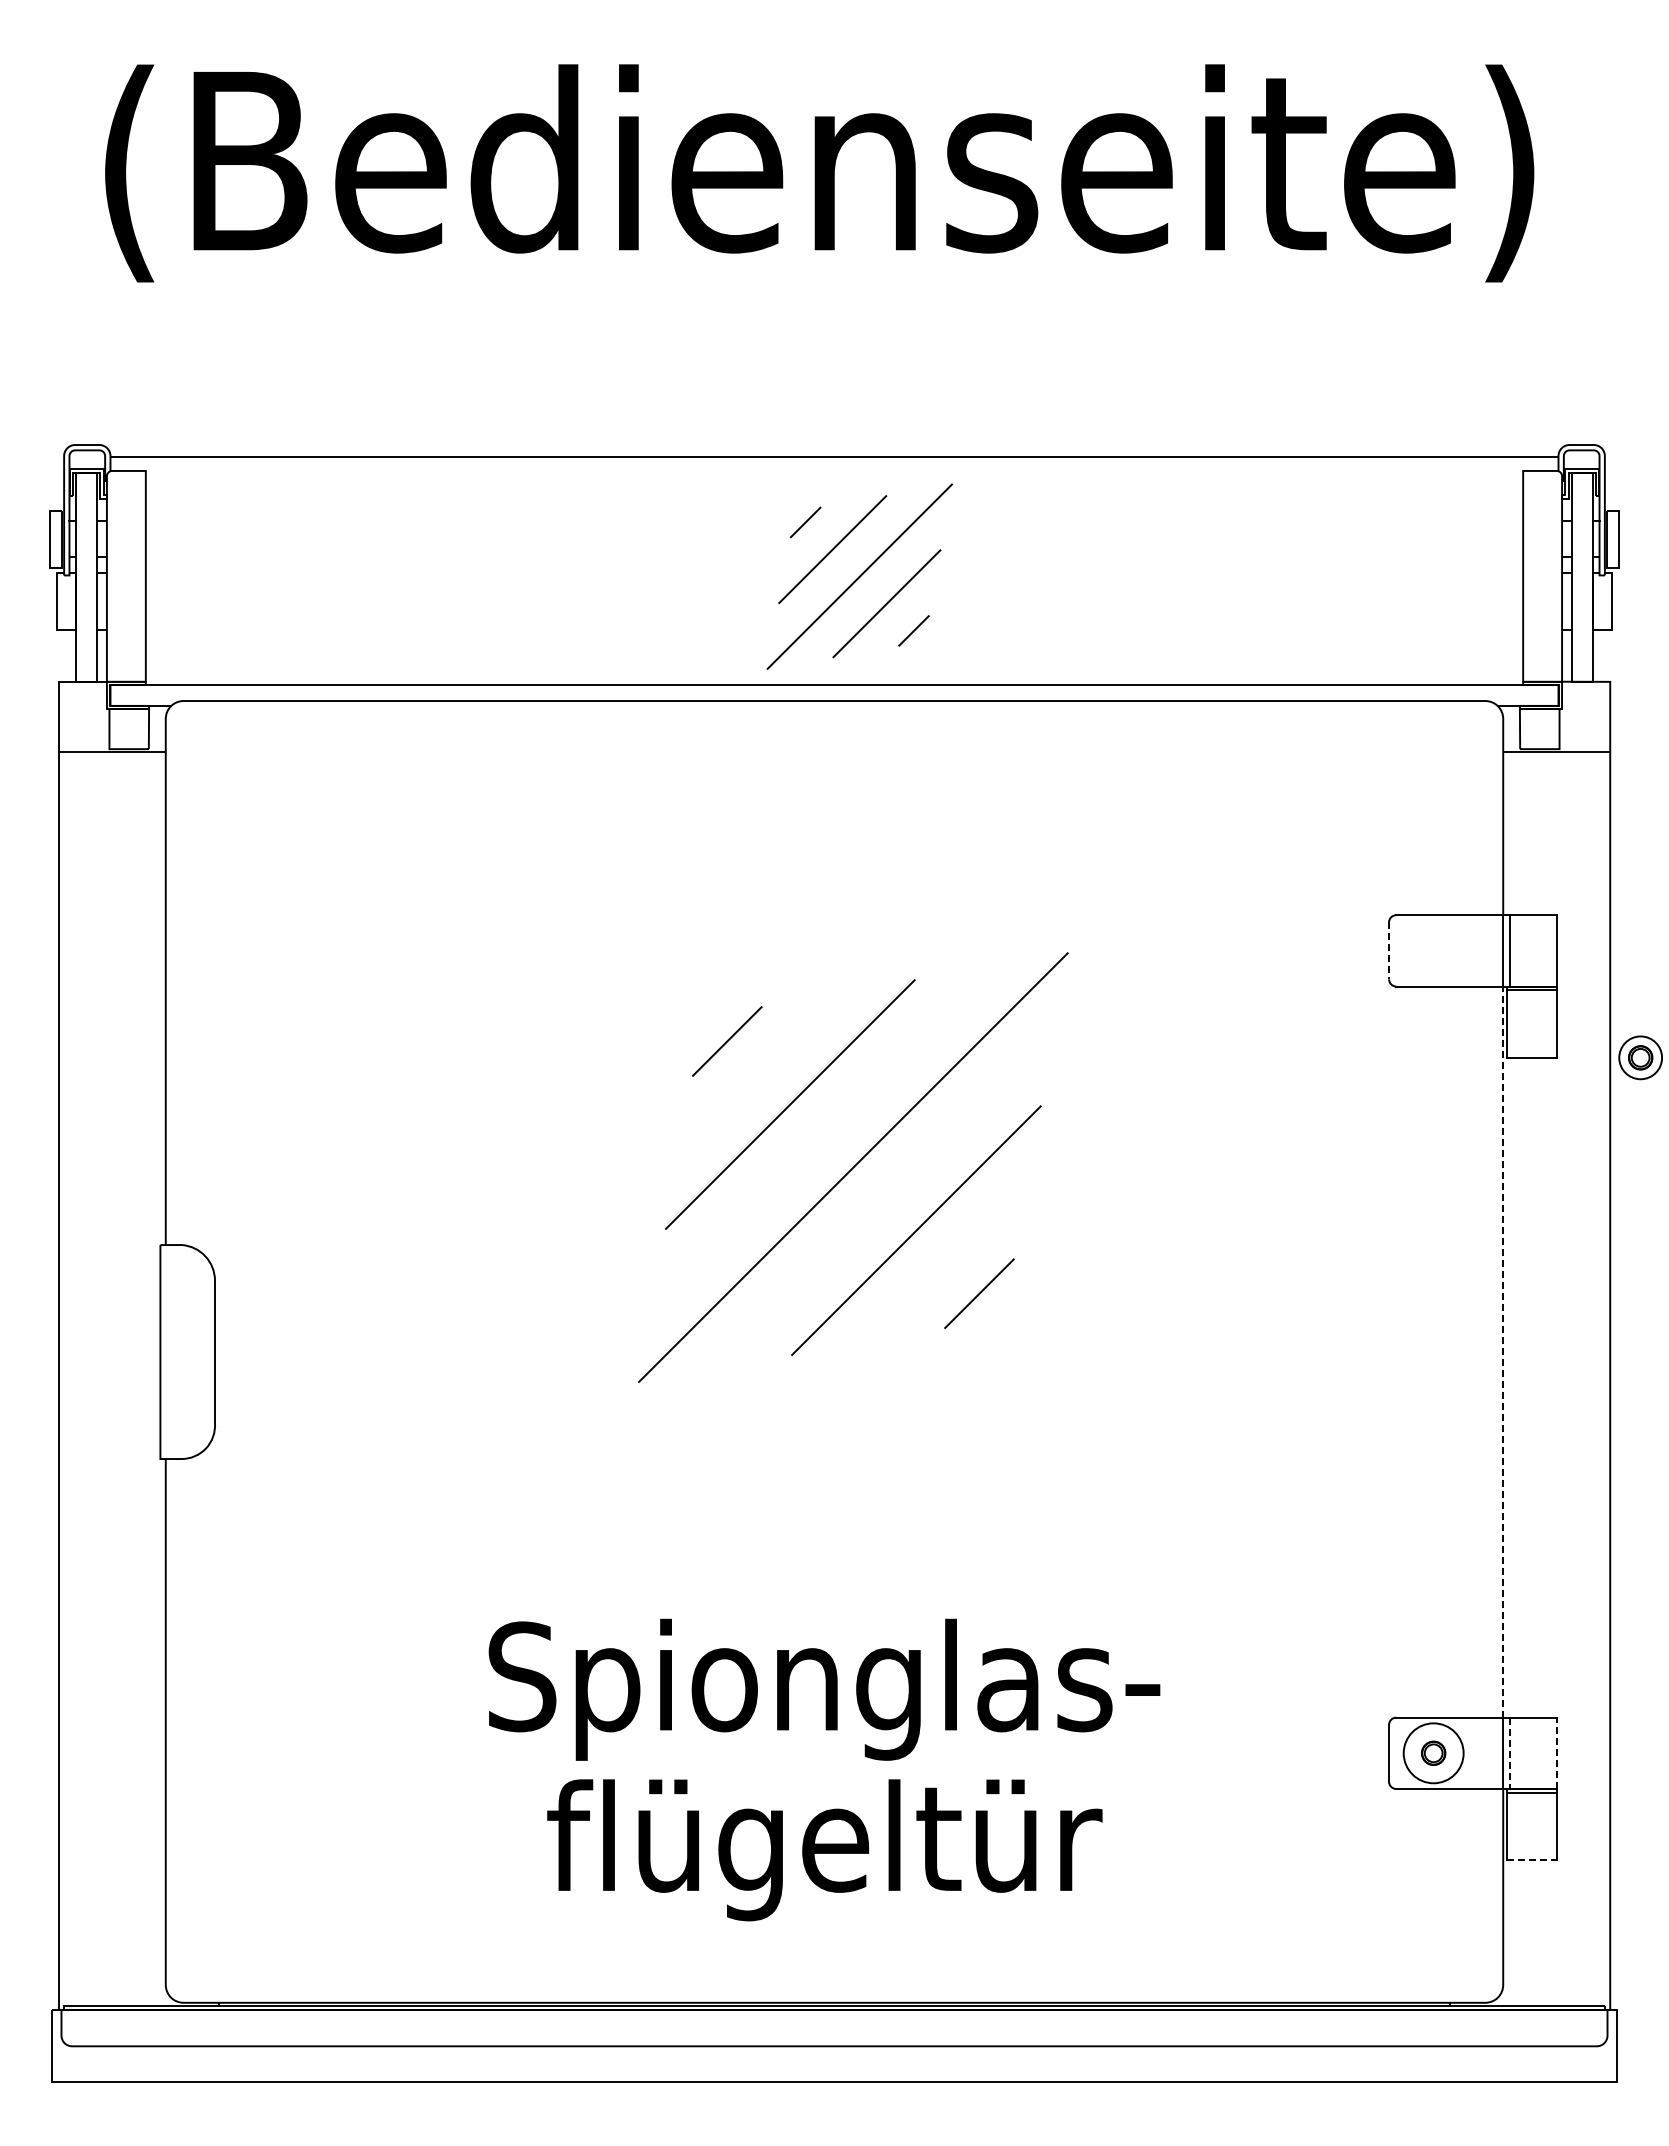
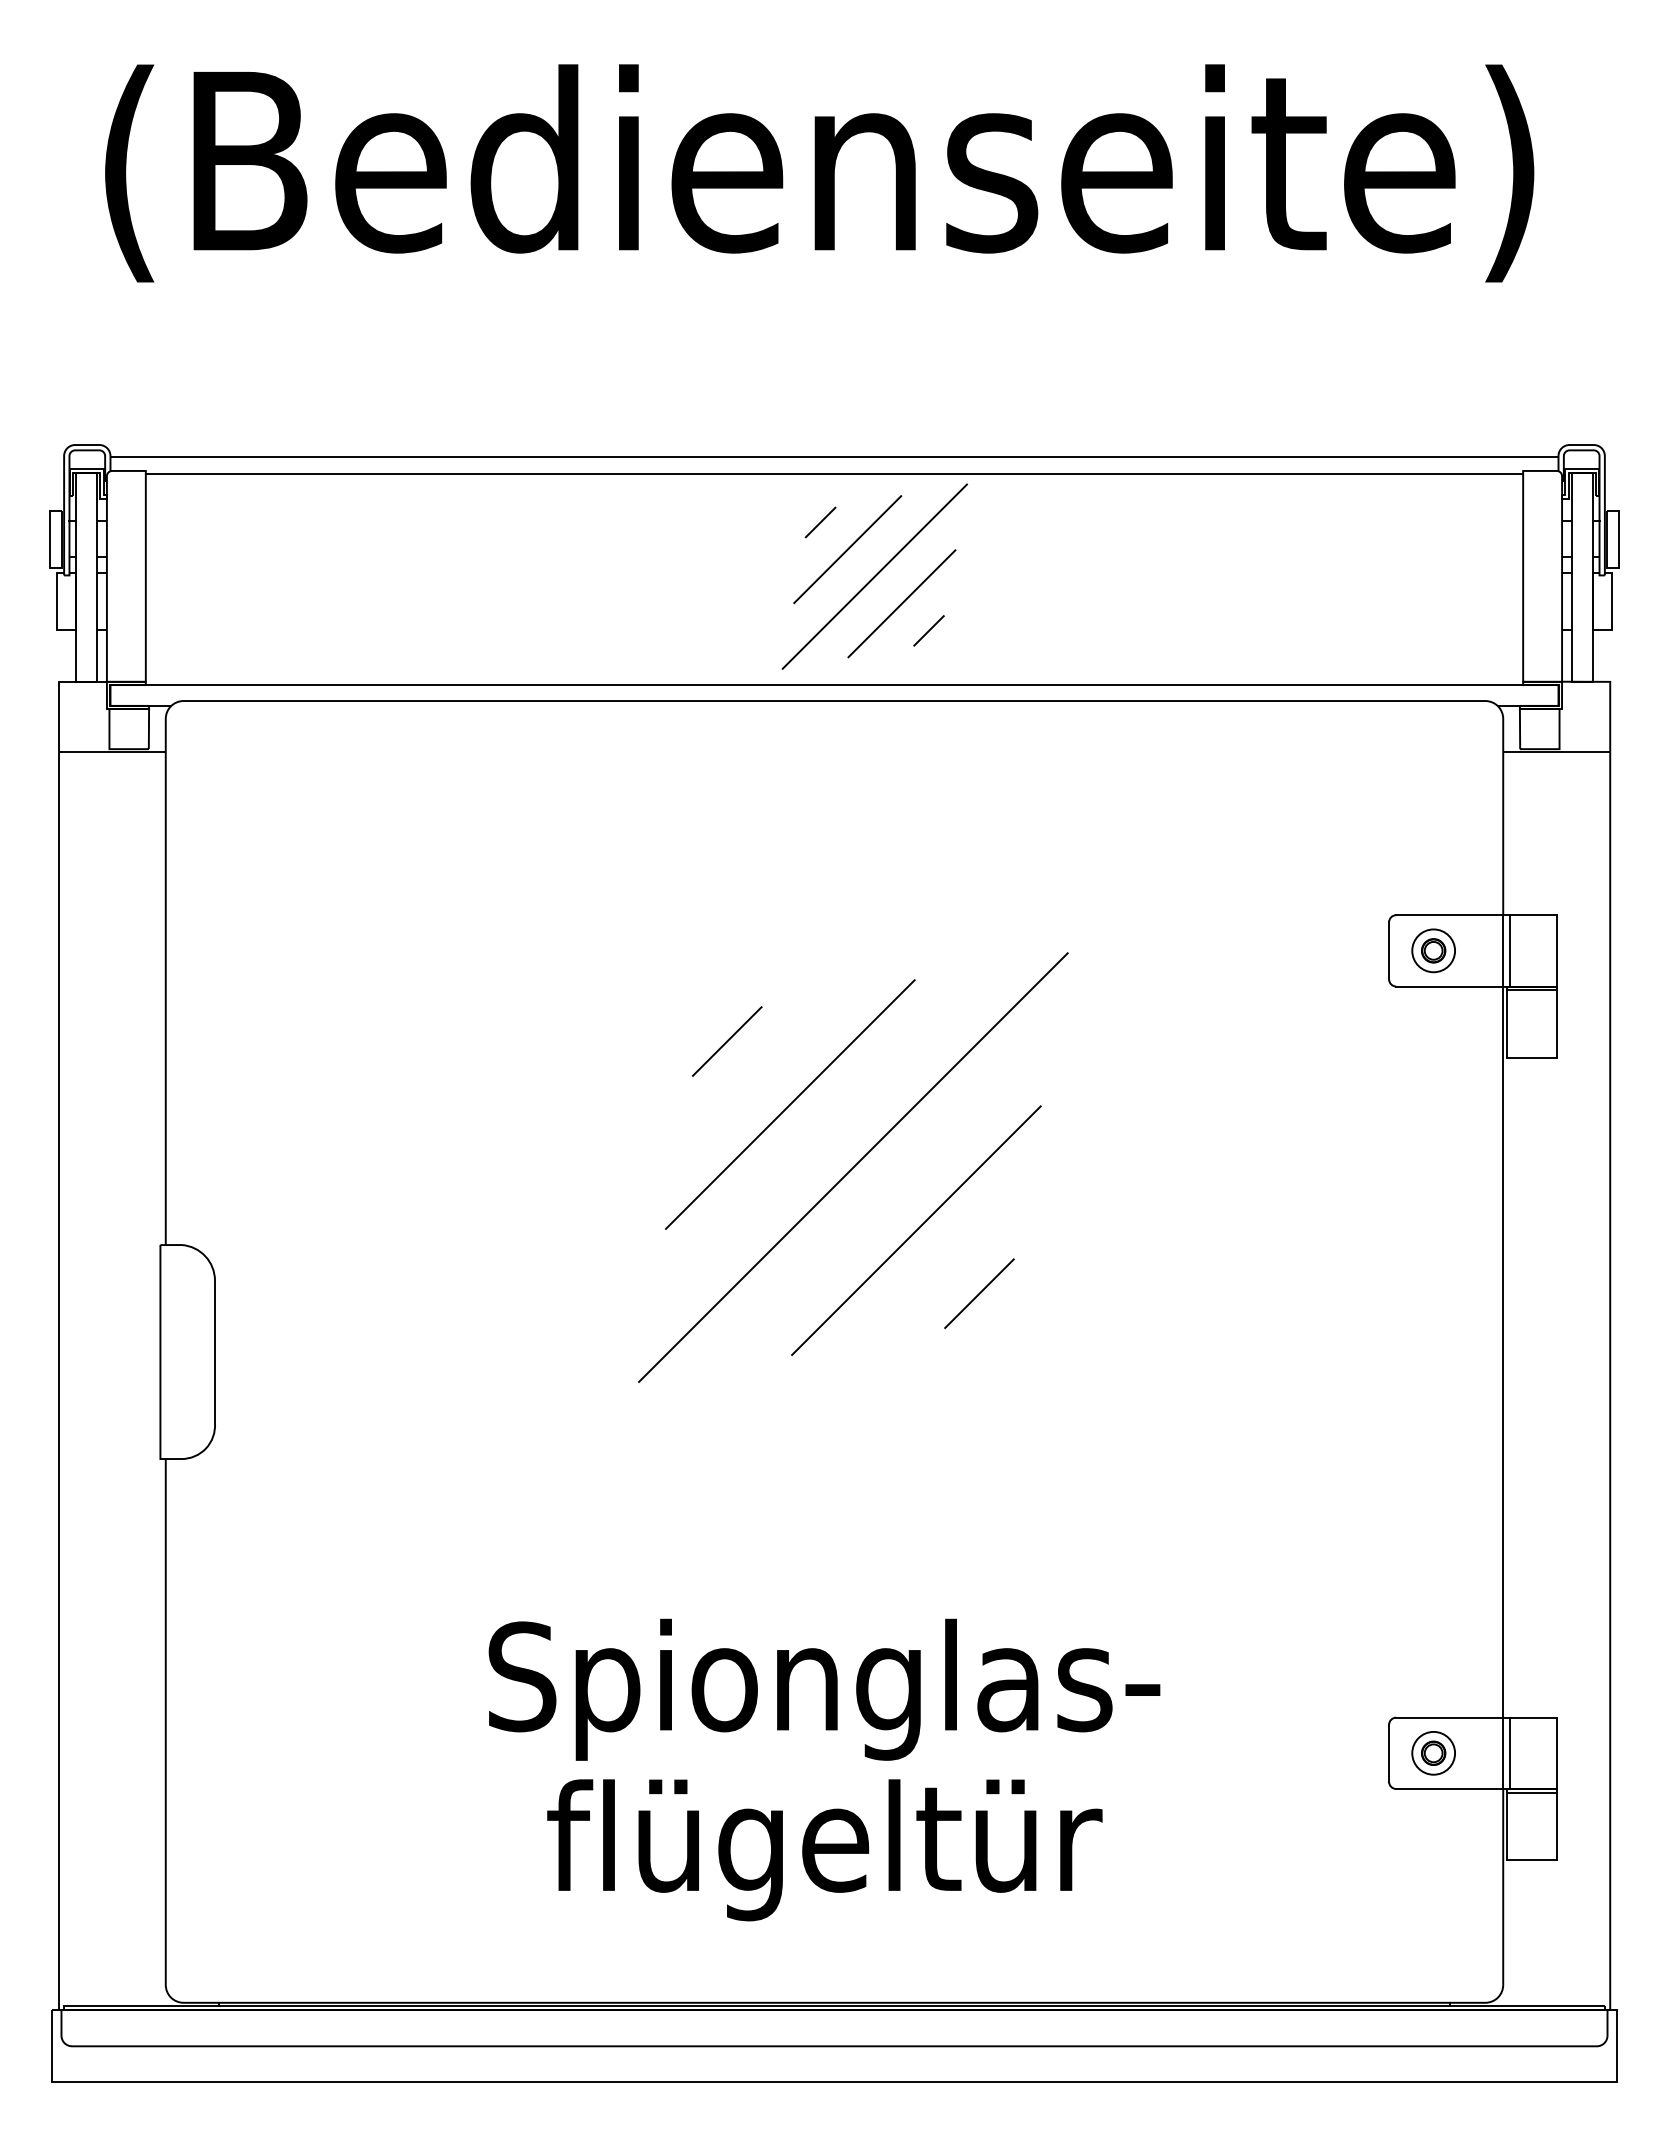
line: none -> present (834, 474)
part position: (859, 576) -> (874, 576) (874, 576)
line: dashed -> solid (1389, 950)
part position: (1640, 1057) -> (1433, 950) (1433, 950)
line: dashed -> solid (1503, 1352)
circle diameter: 60 px -> 43 px (1433, 1752)
line: dashed -> solid (1510, 1753)
line: dashed -> solid (1556, 1753)
line: dashed -> solid (1531, 1860)
